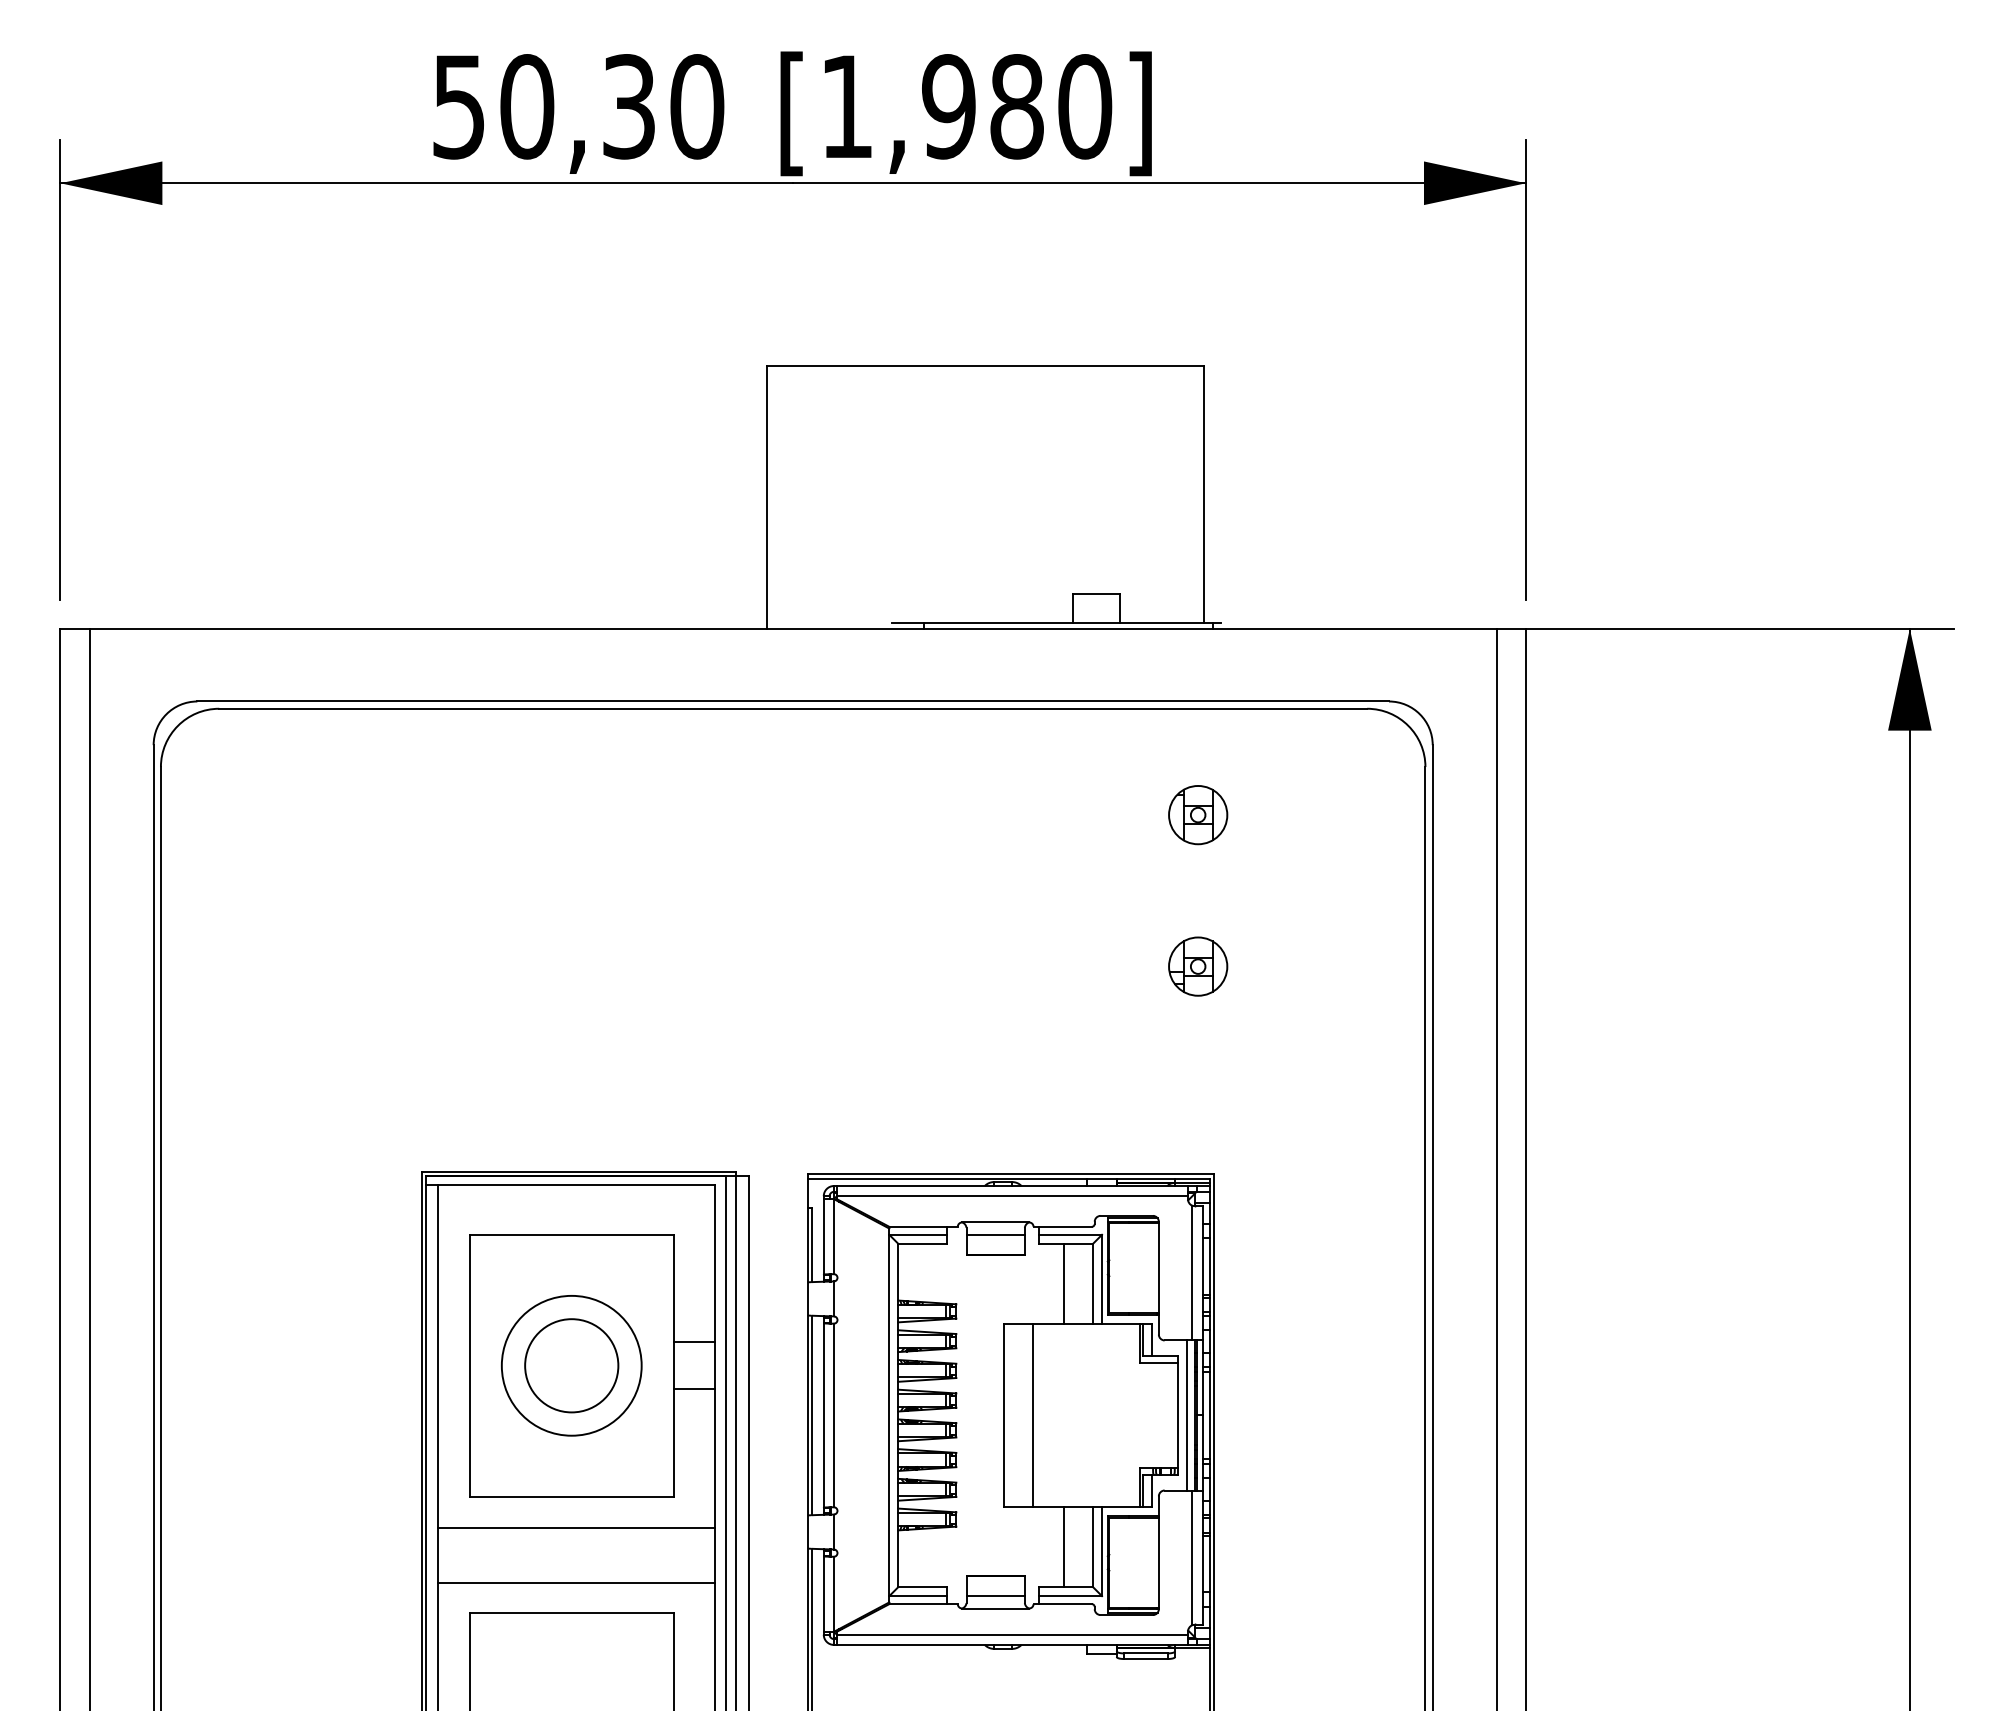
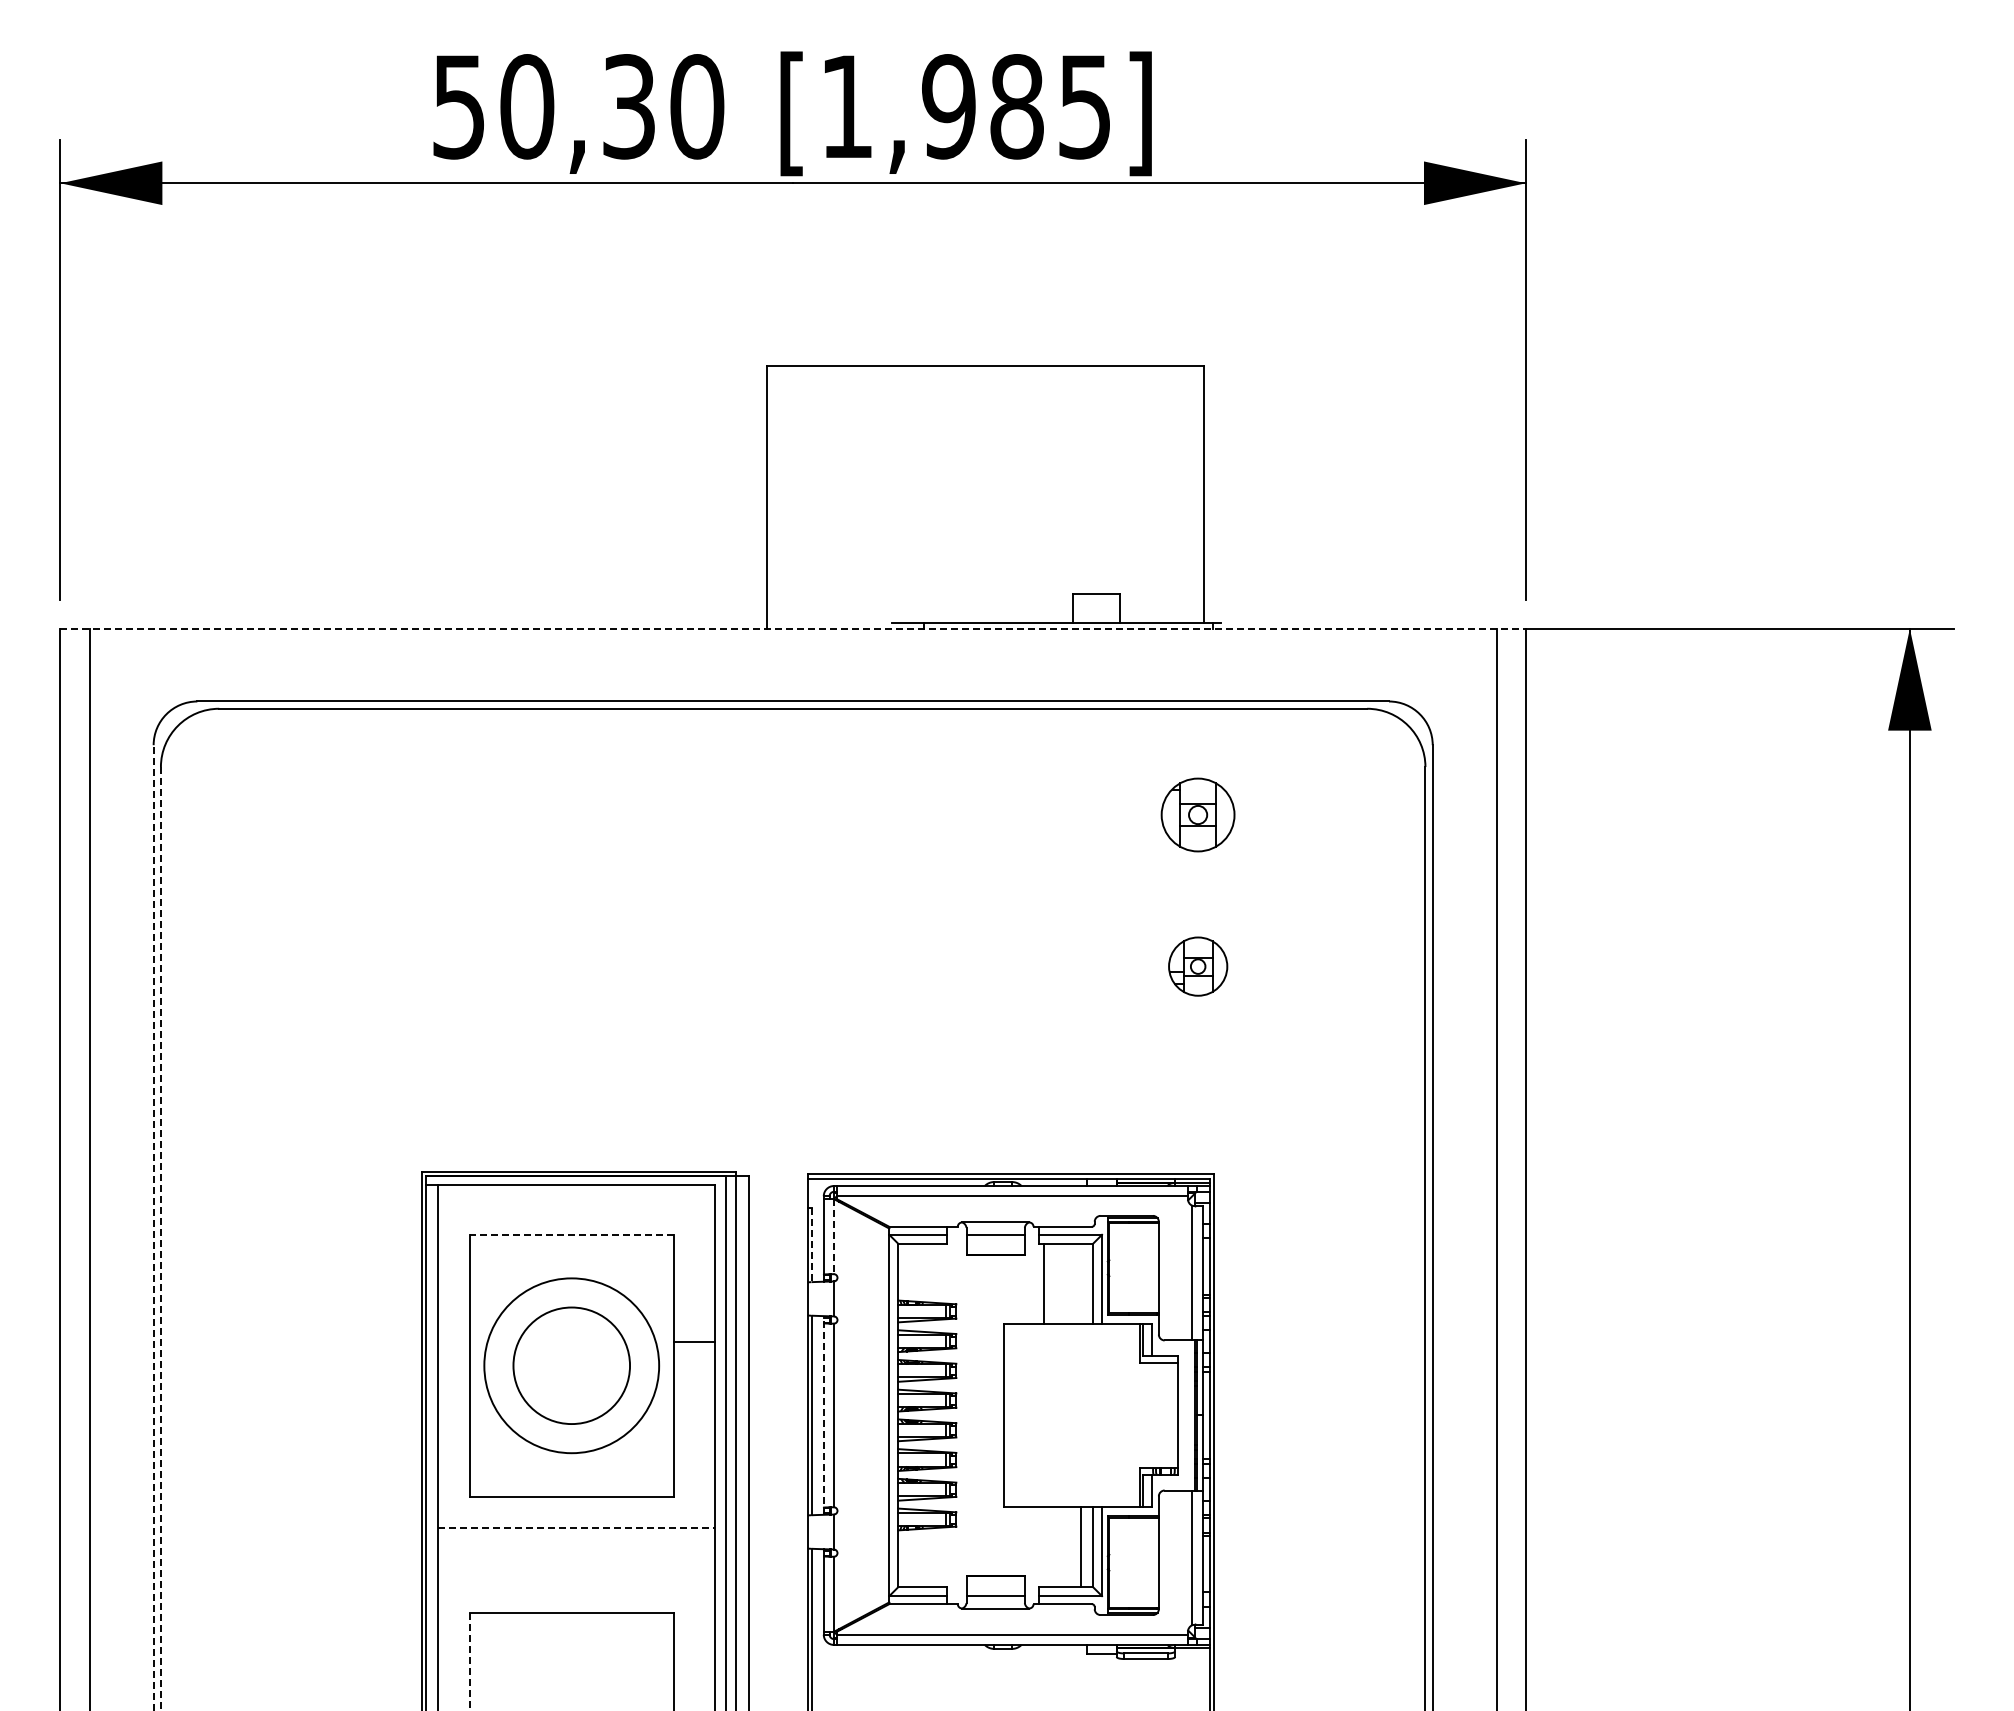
text: [1,980] -> [1,985] (1085, 106)
line: solid -> dashed (793, 628)
part size: 61x61 px -> 76x76 px (1197, 814)
line: solid -> dashed (153, 1227)
line: solid -> dashed (571, 1234)
line: solid -> dashed (833, 1236)
line: solid -> dashed (160, 1239)
line: solid -> dashed (812, 1245)
line position: (1064, 1283) -> (1044, 1283) (1044, 1283)
circle diameter: 140 px -> 175 px (571, 1365)
circle diameter: 93 px -> 117 px (571, 1365)
line: present -> none (693, 1389)
line: solid -> dashed (823, 1414)
line: present -> none (1032, 1415)
line: present -> none (1186, 1415)
line: solid -> dashed (576, 1527)
line position: (1064, 1547) -> (1081, 1547) (1081, 1547)
line: present -> none (575, 1582)
line: solid -> dashed (469, 1662)
